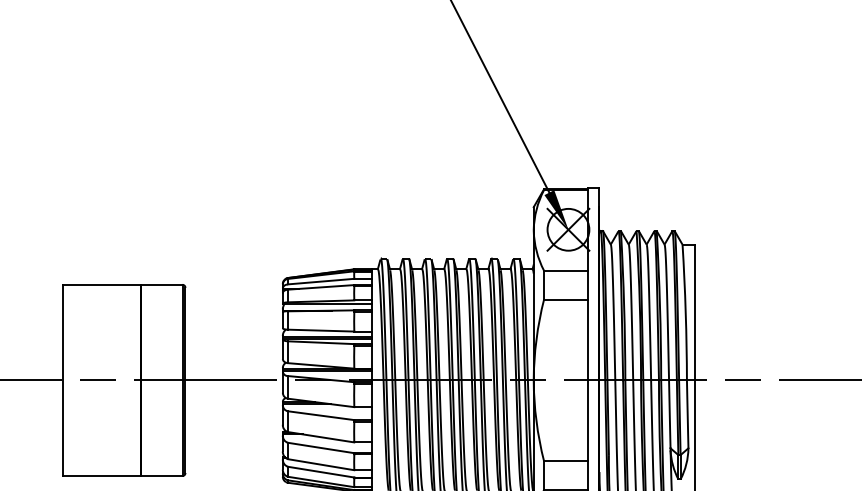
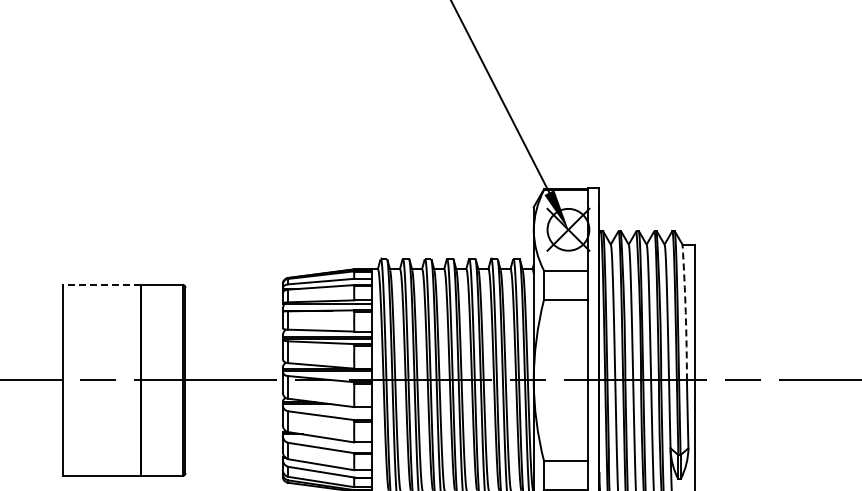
line: solid -> dashed (102, 284)
arc: solid -> dashed (685, 312)
